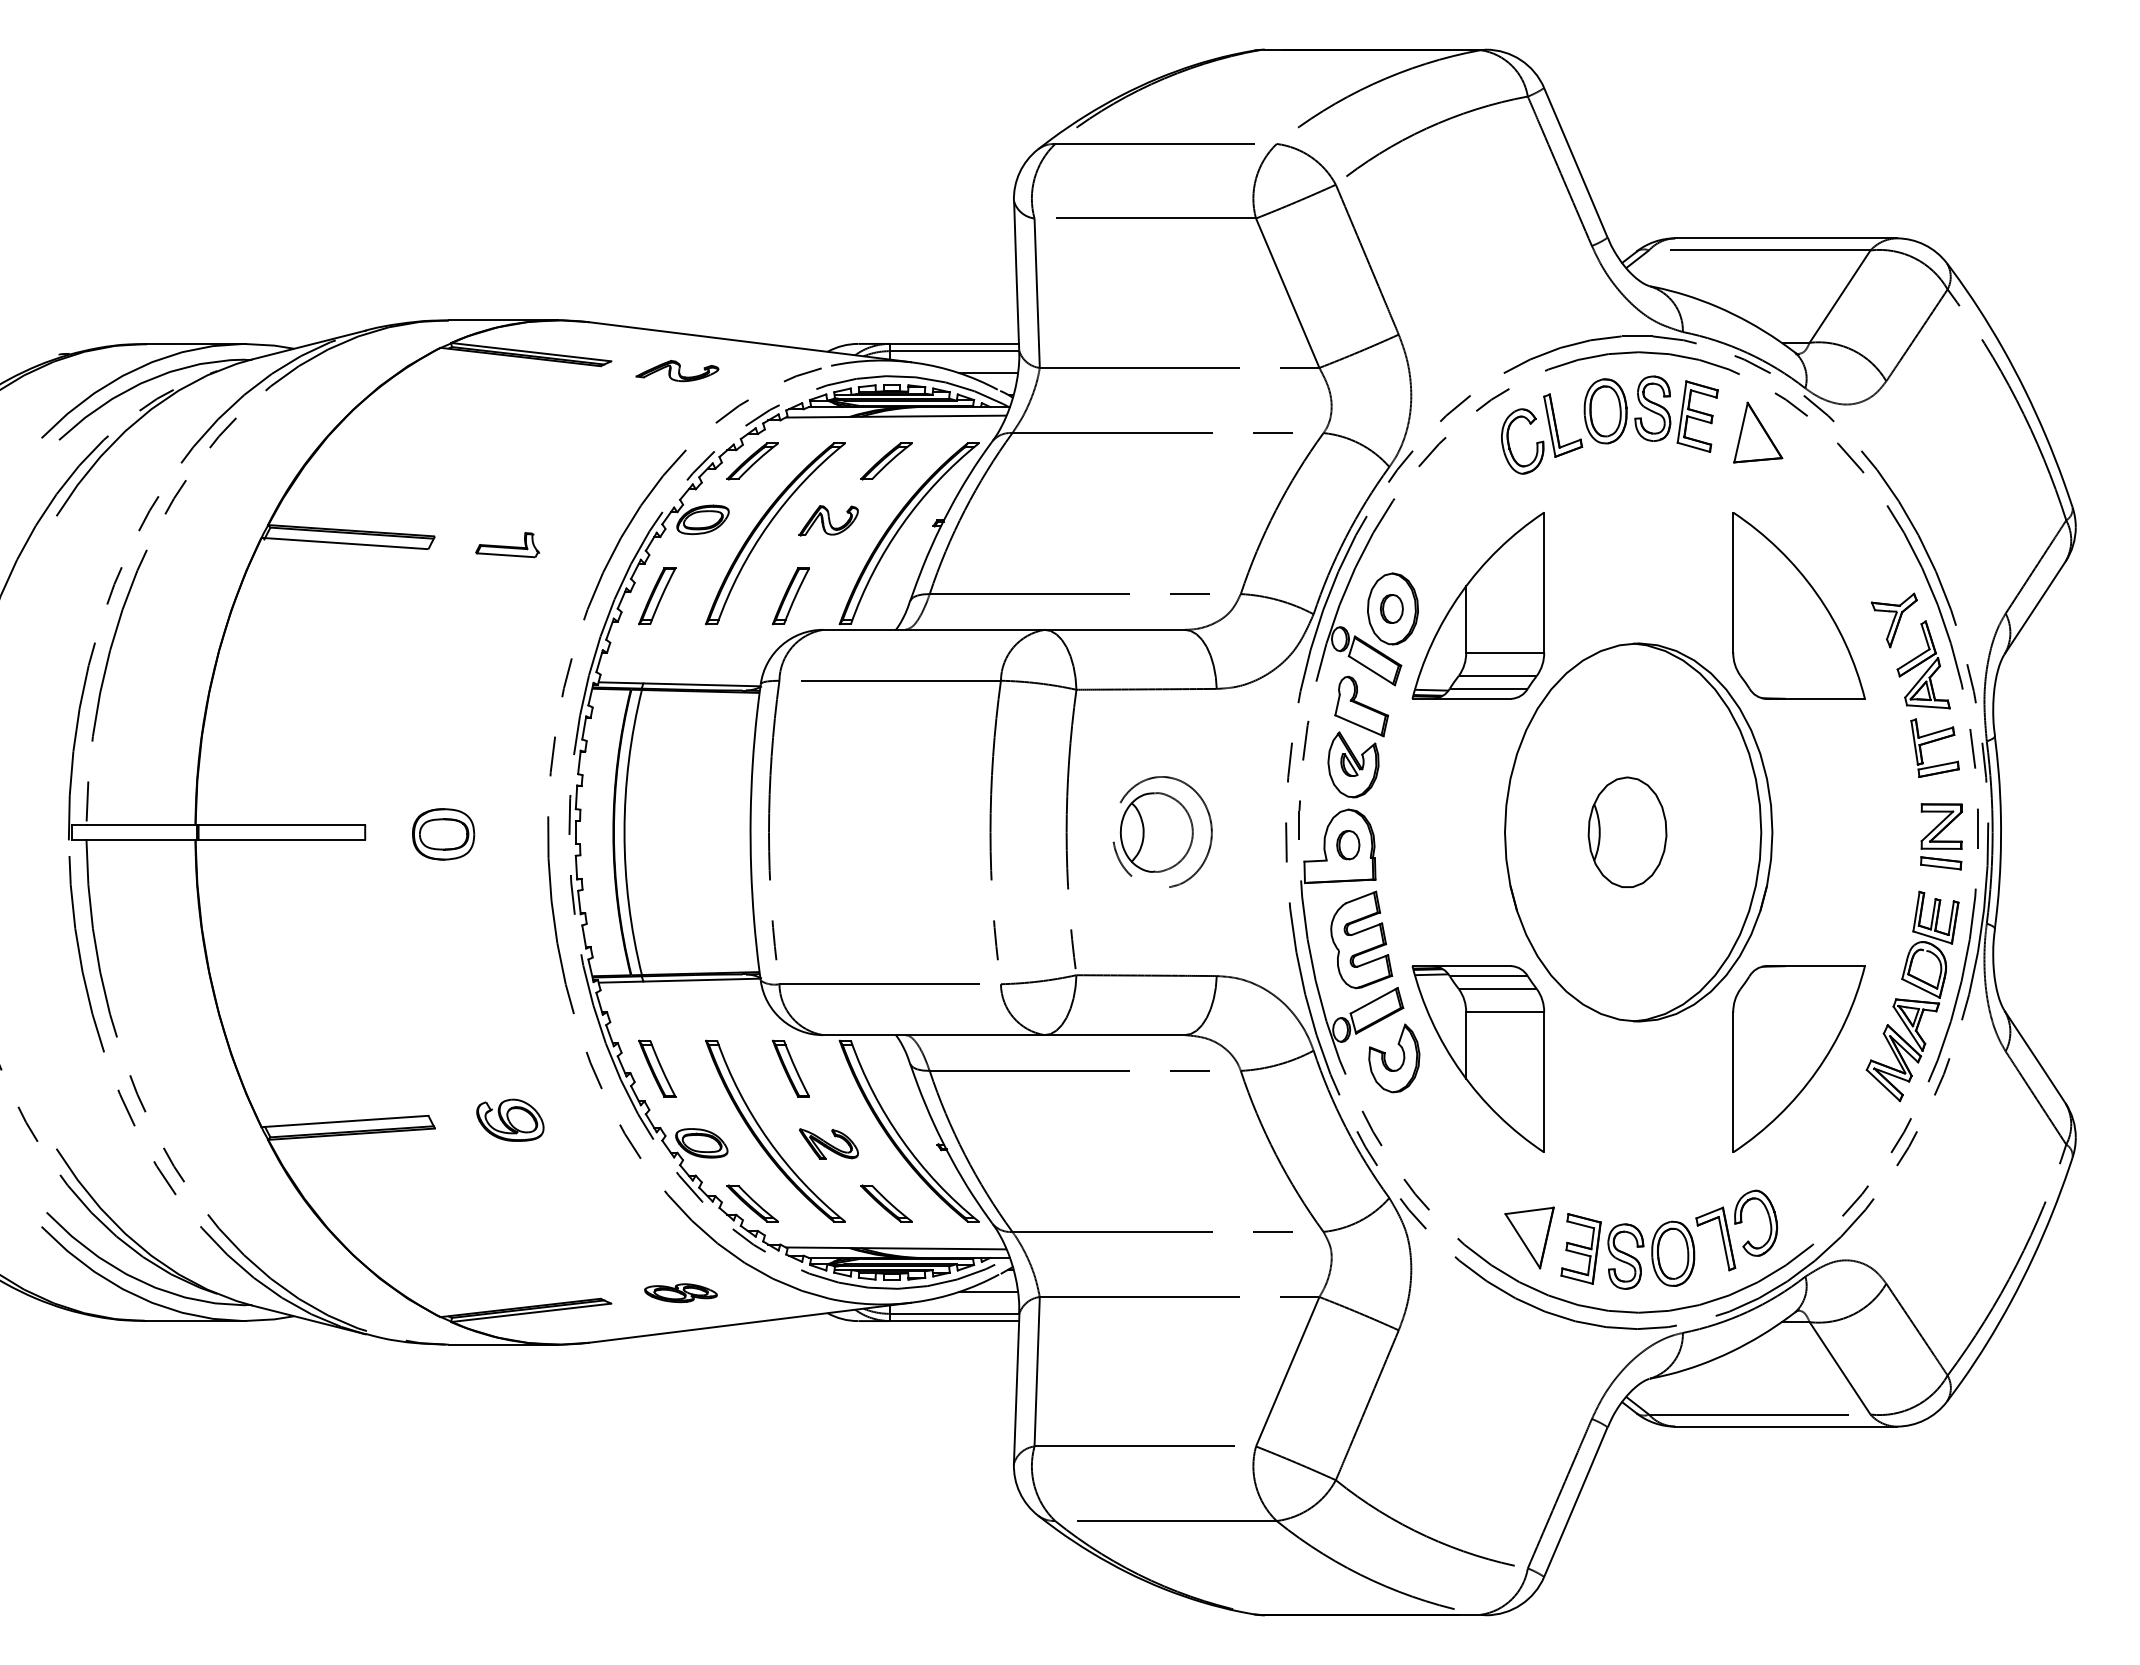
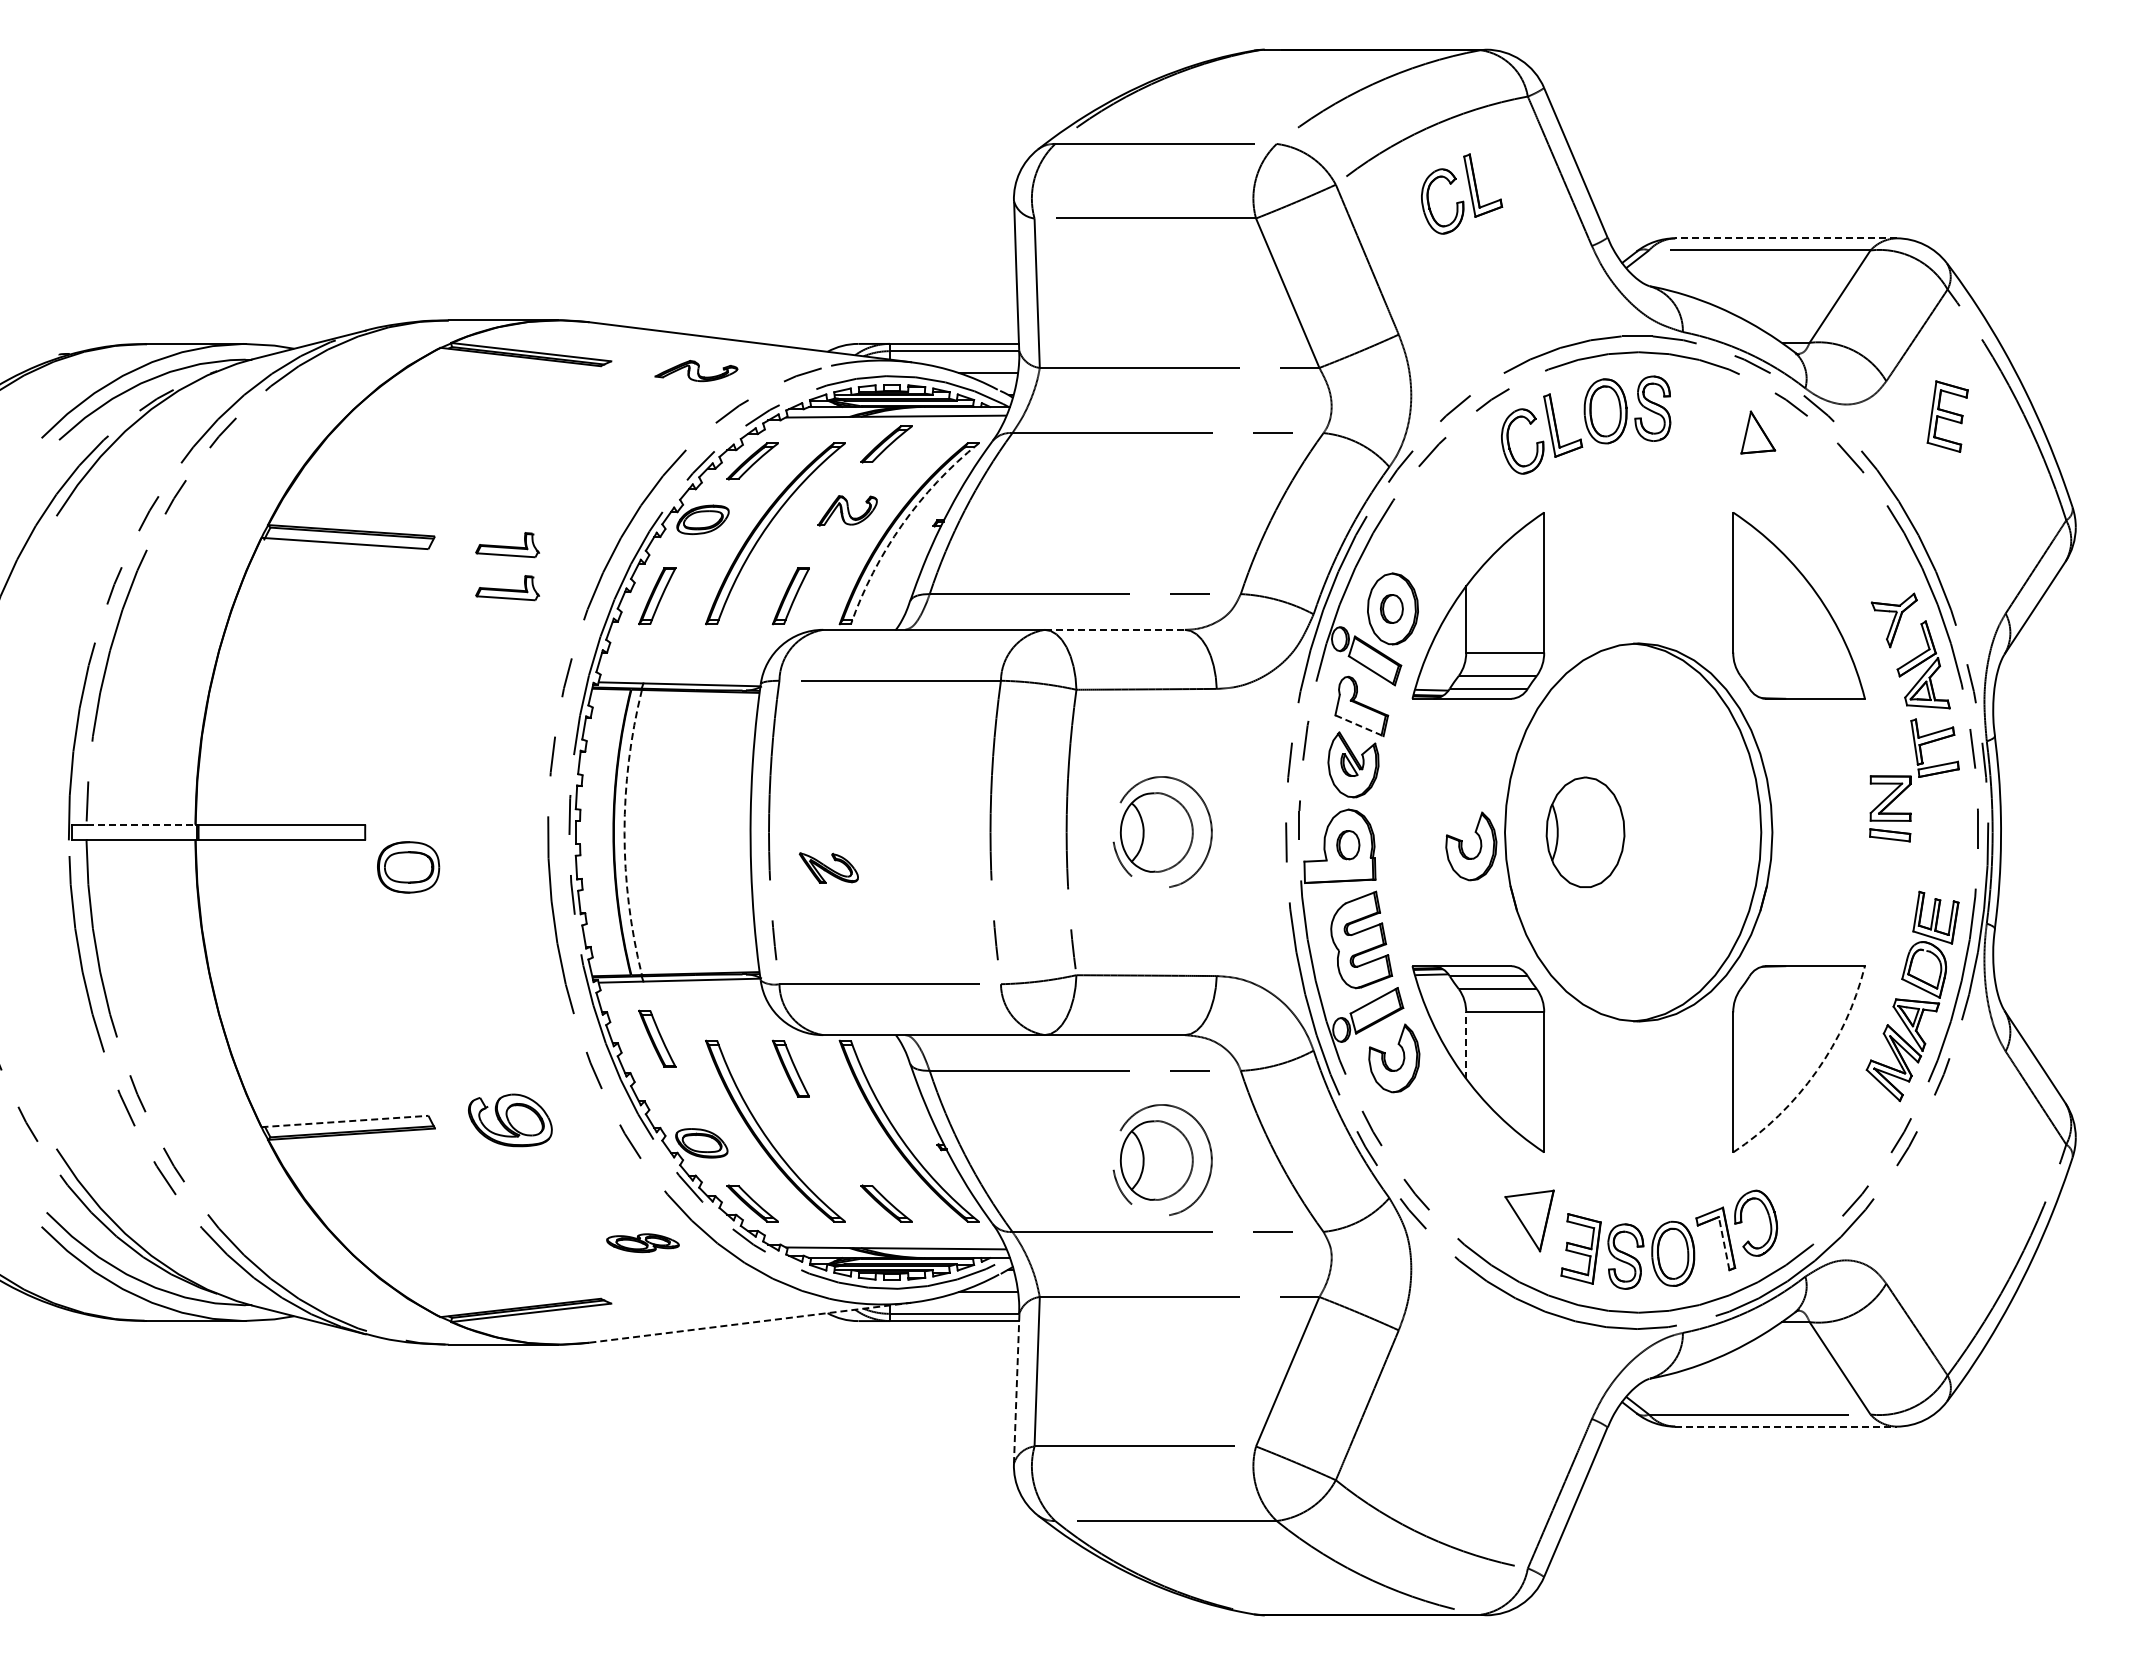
part: none -> present (1463, 200)
line: solid -> dashed (1785, 238)
part position: (677, 371) -> (696, 371) (696, 371)
part position: (1697, 416) -> (1947, 416) (1947, 416)
part size: 51x63 px -> 37x45 px (1758, 432)
part position: (886, 461) -> (886, 444) (886, 444)
part position: (828, 520) -> (847, 510) (847, 510)
arc: solid -> dashed (902, 524)
part: none -> present (507, 588)
line: solid -> dashed (1115, 629)
line: solid -> dashed (1359, 725)
line: solid -> dashed (141, 824)
part position: (1627, 831) -> (1585, 831) (1585, 831)
arc: solid -> dashed (624, 832)
part position: (443, 834) -> (408, 867) (408, 867)
part position: (1941, 836) -> (1890, 808) (1890, 808)
part: none -> present (1479, 849)
line: solid -> dashed (1466, 1045)
part position: (657, 1068) -> (657, 1038) (657, 1038)
arc: solid -> dashed (1816, 1071)
part size: 69x44 px -> 85x55 px (510, 1120)
line: solid -> dashed (344, 1121)
part position: (828, 1143) -> (828, 867) (828, 867)
part: none -> present (1162, 1159)
part position: (1529, 1237) -> (1529, 1220) (1529, 1220)
line: solid -> dashed (1724, 1243)
part position: (680, 1293) -> (642, 1243) (642, 1243)
line: solid -> dashed (750, 1322)
line: solid -> dashed (1016, 1388)
line: solid -> dashed (1785, 1426)
